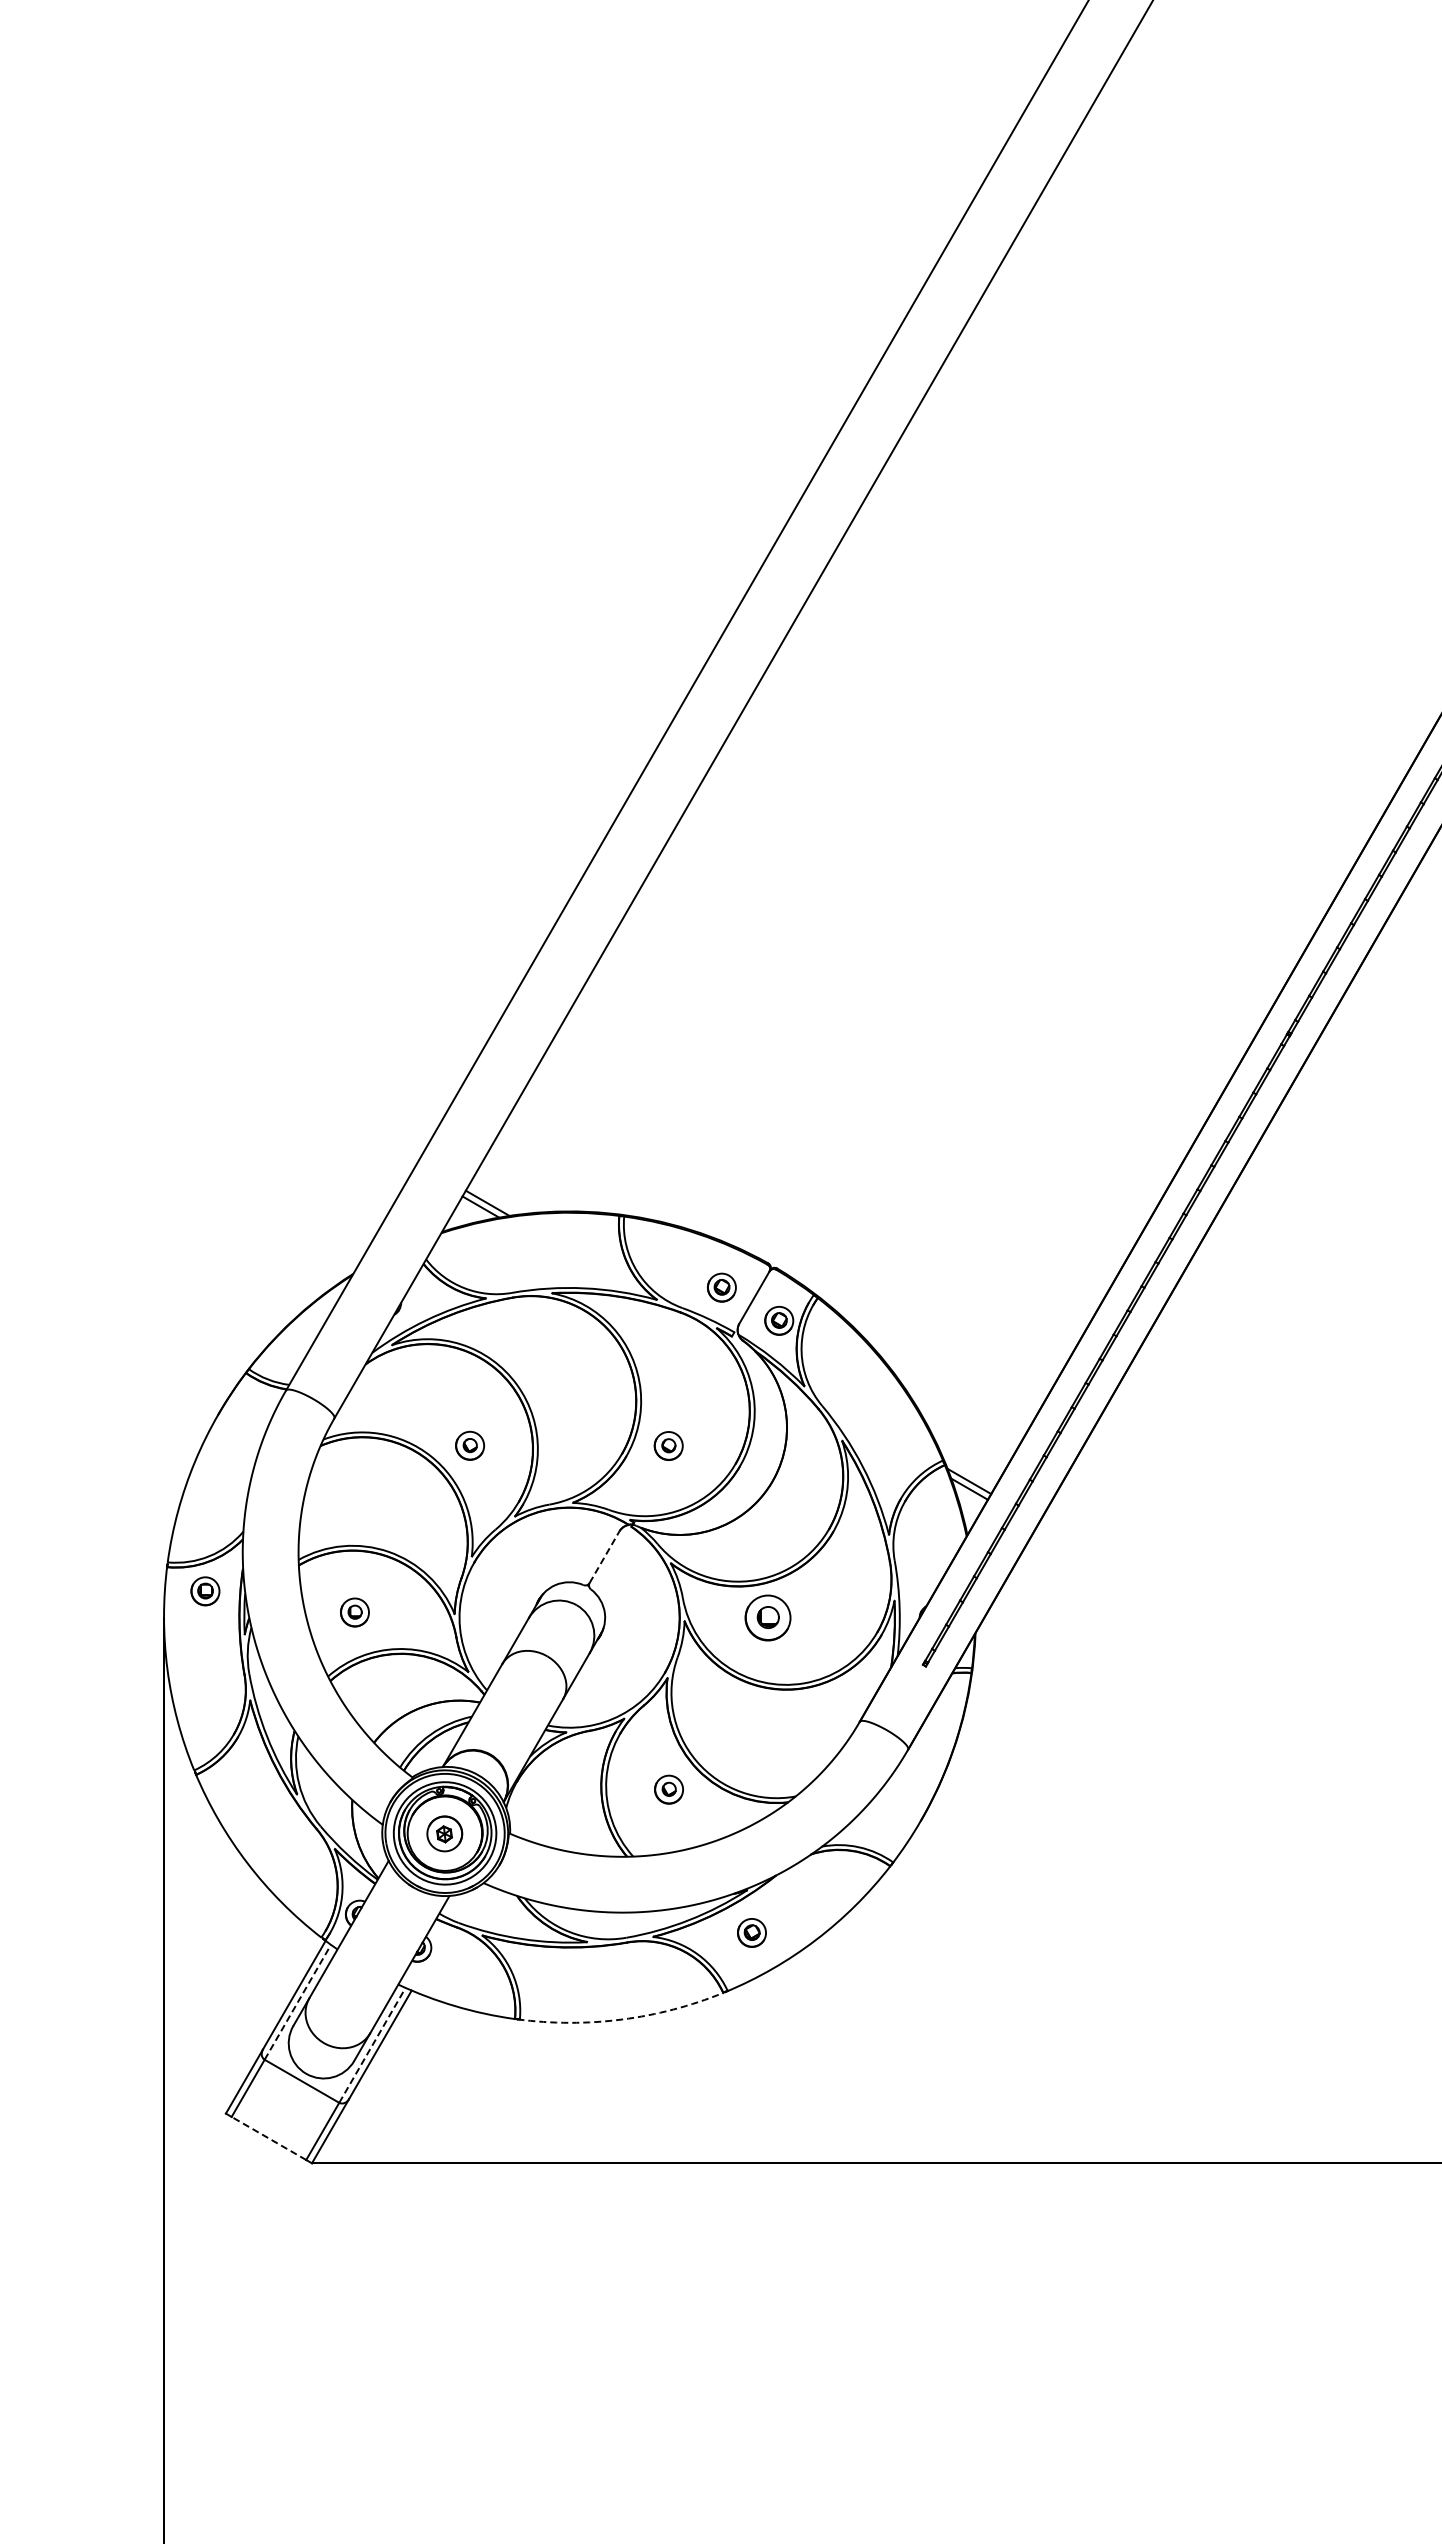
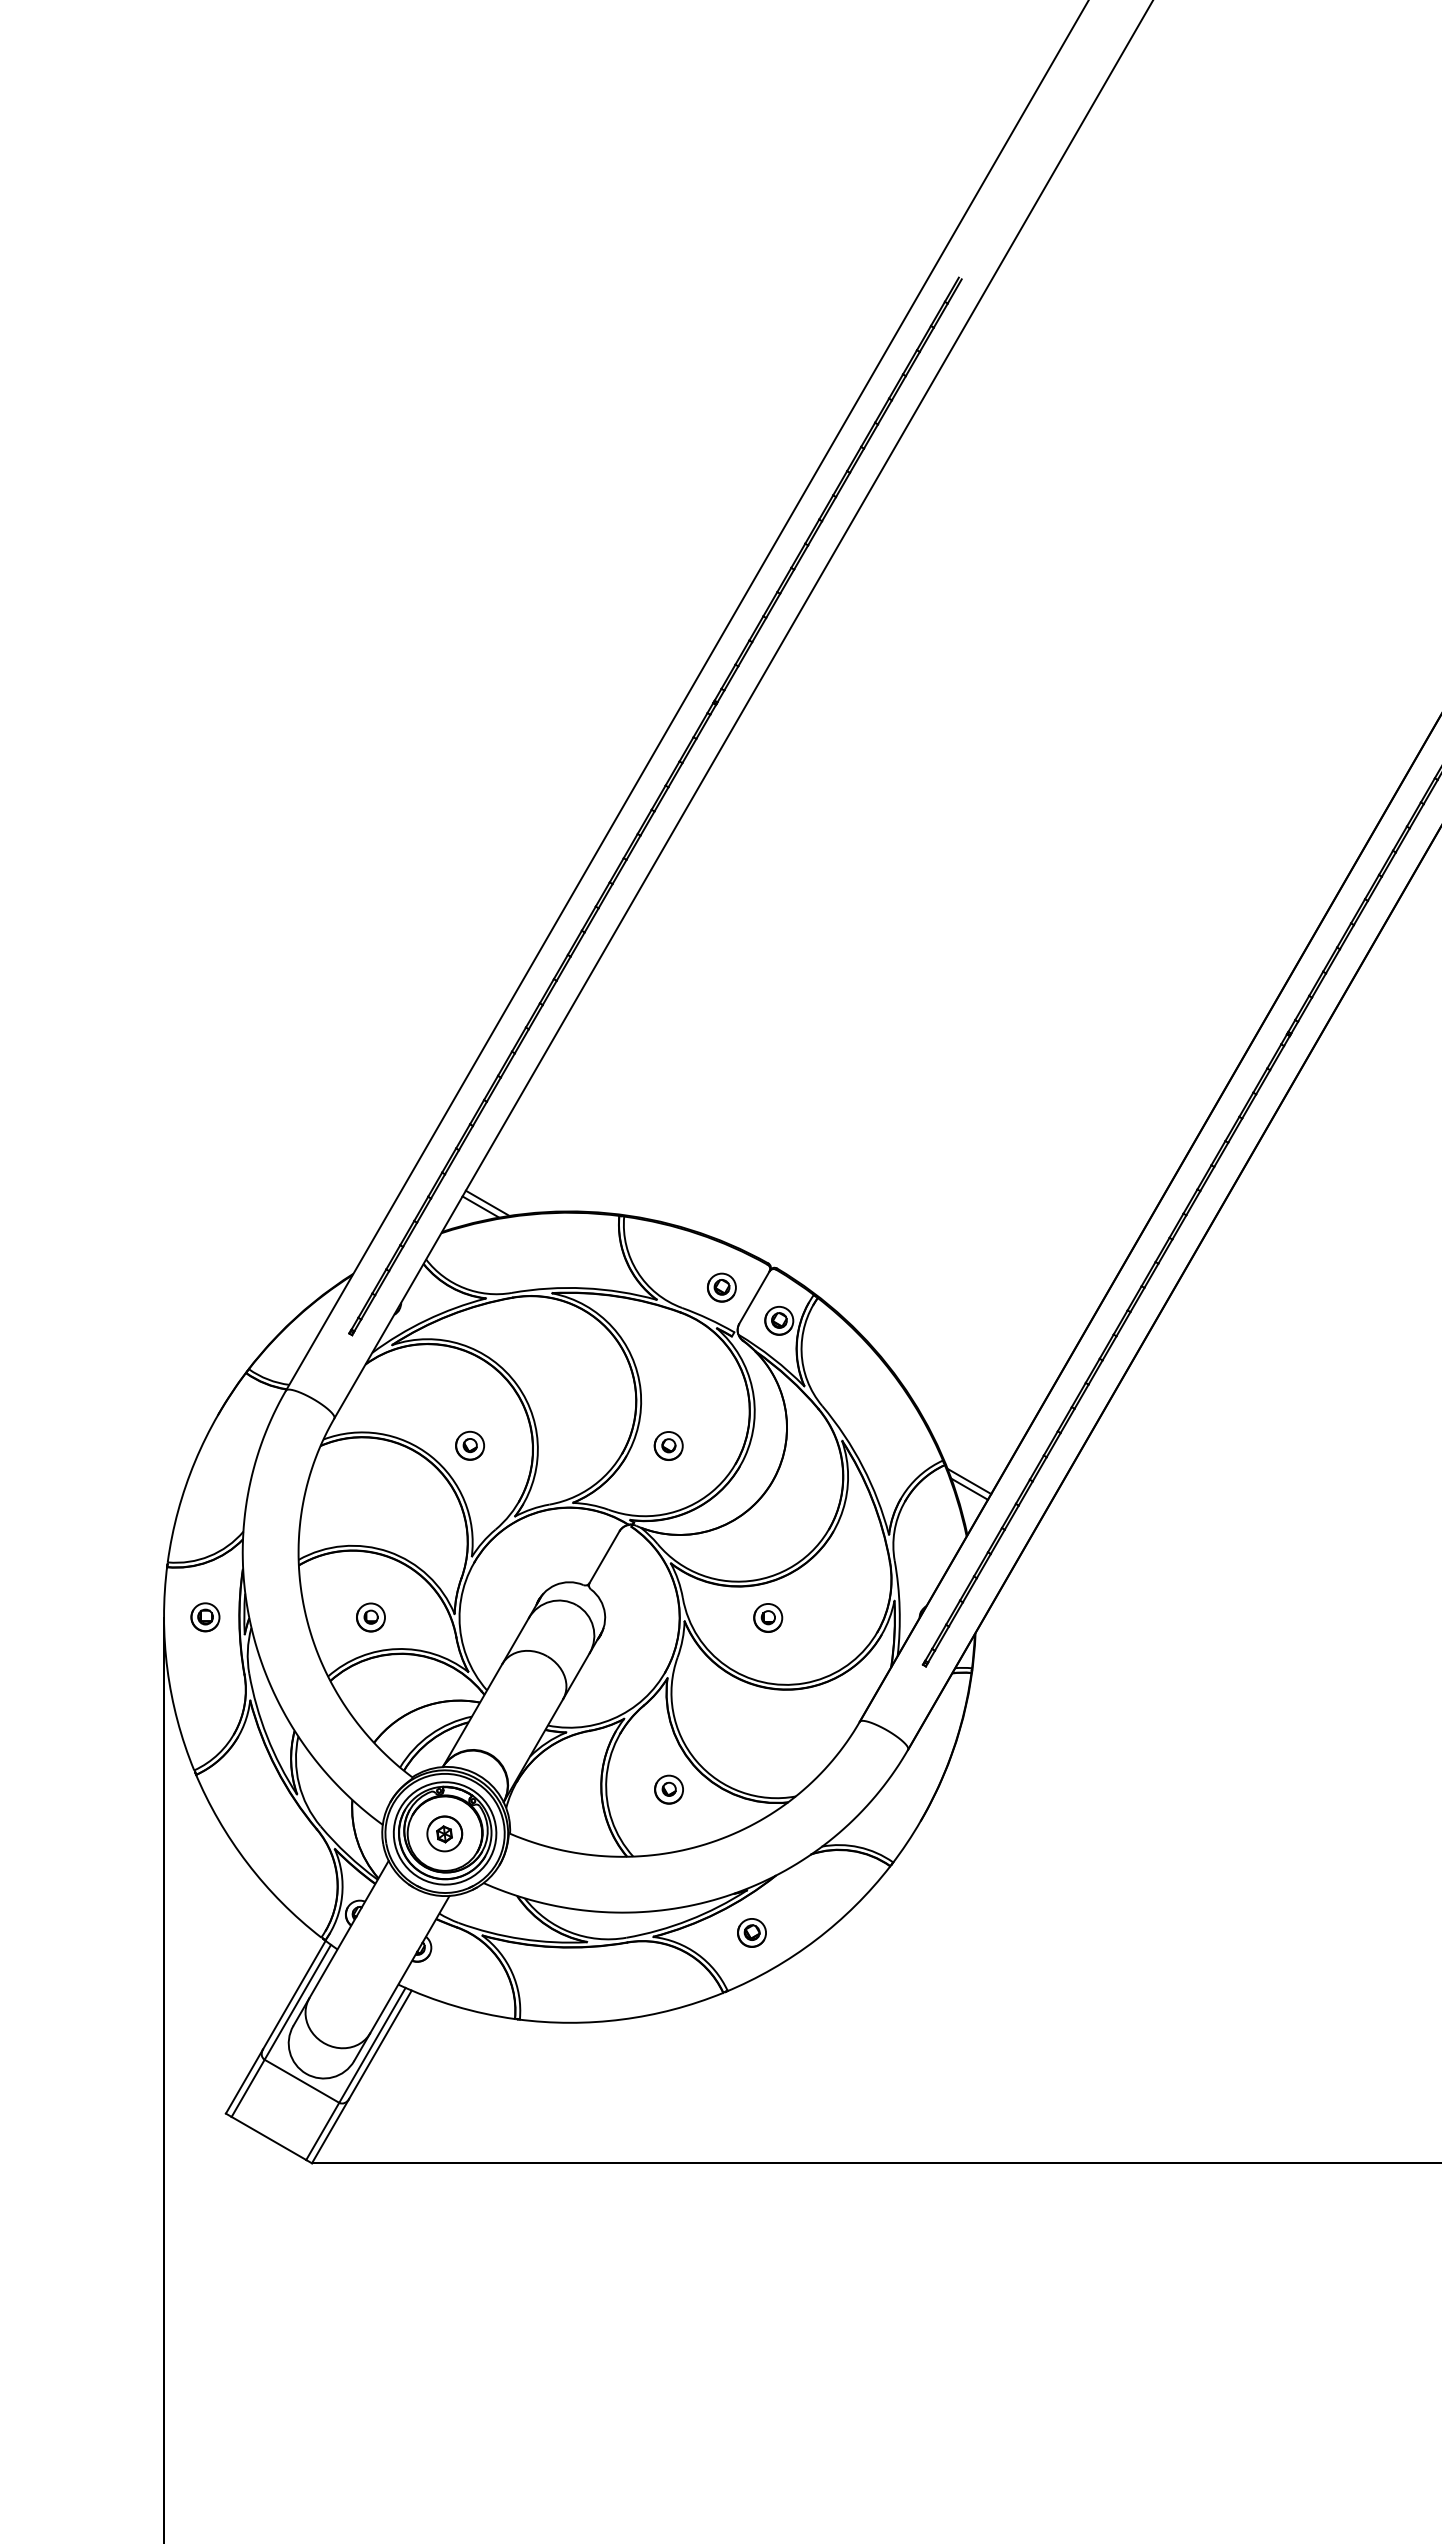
part: none -> present (655, 806)
line: dashed -> solid (604, 1557)
part position: (205, 1591) -> (205, 1617) (205, 1617)
part position: (354, 1612) -> (370, 1617) (370, 1617)
part size: 48x48 px -> 31x30 px (768, 1617)
line: dashed -> solid (298, 2001)
arc: dashed -> solid (622, 2019)
line: dashed -> solid (372, 2044)
line: dashed -> solid (268, 2138)
